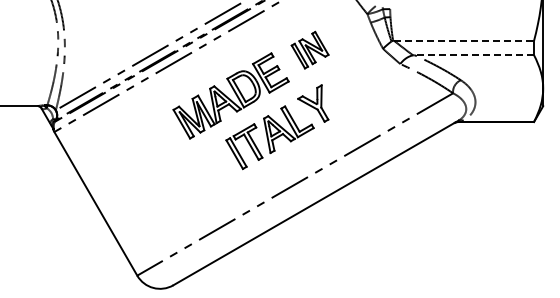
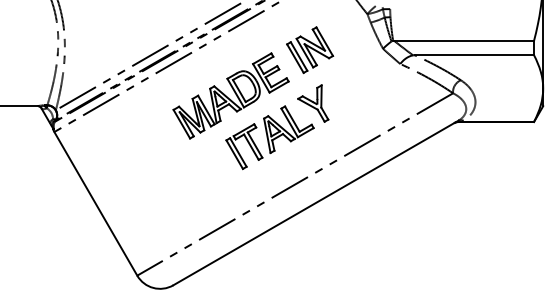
line: dashed -> solid (464, 40)
part size: 40x40 px -> 49x49 px (310, 50)
line: dashed -> solid (474, 55)
